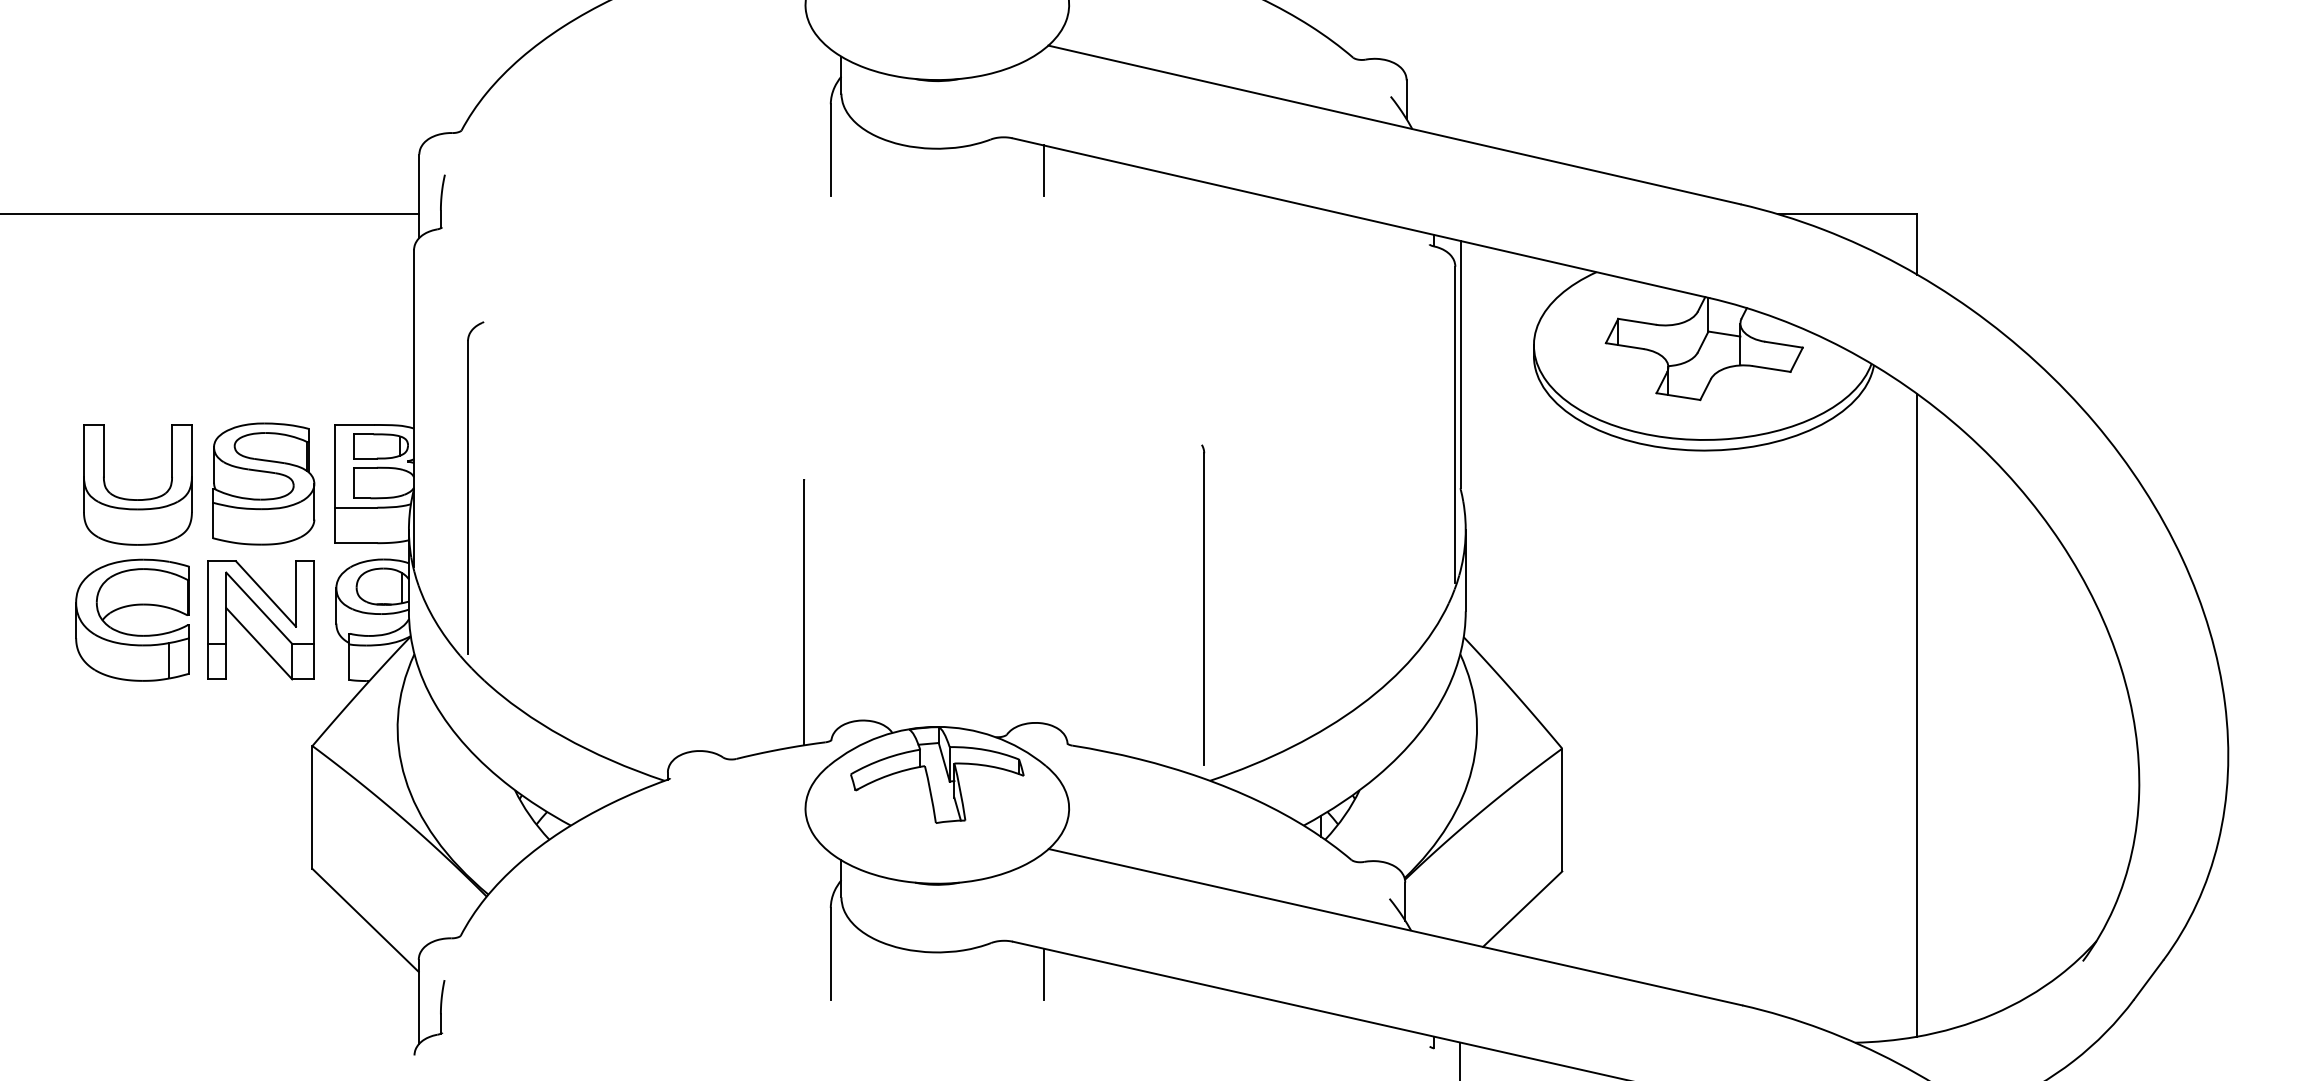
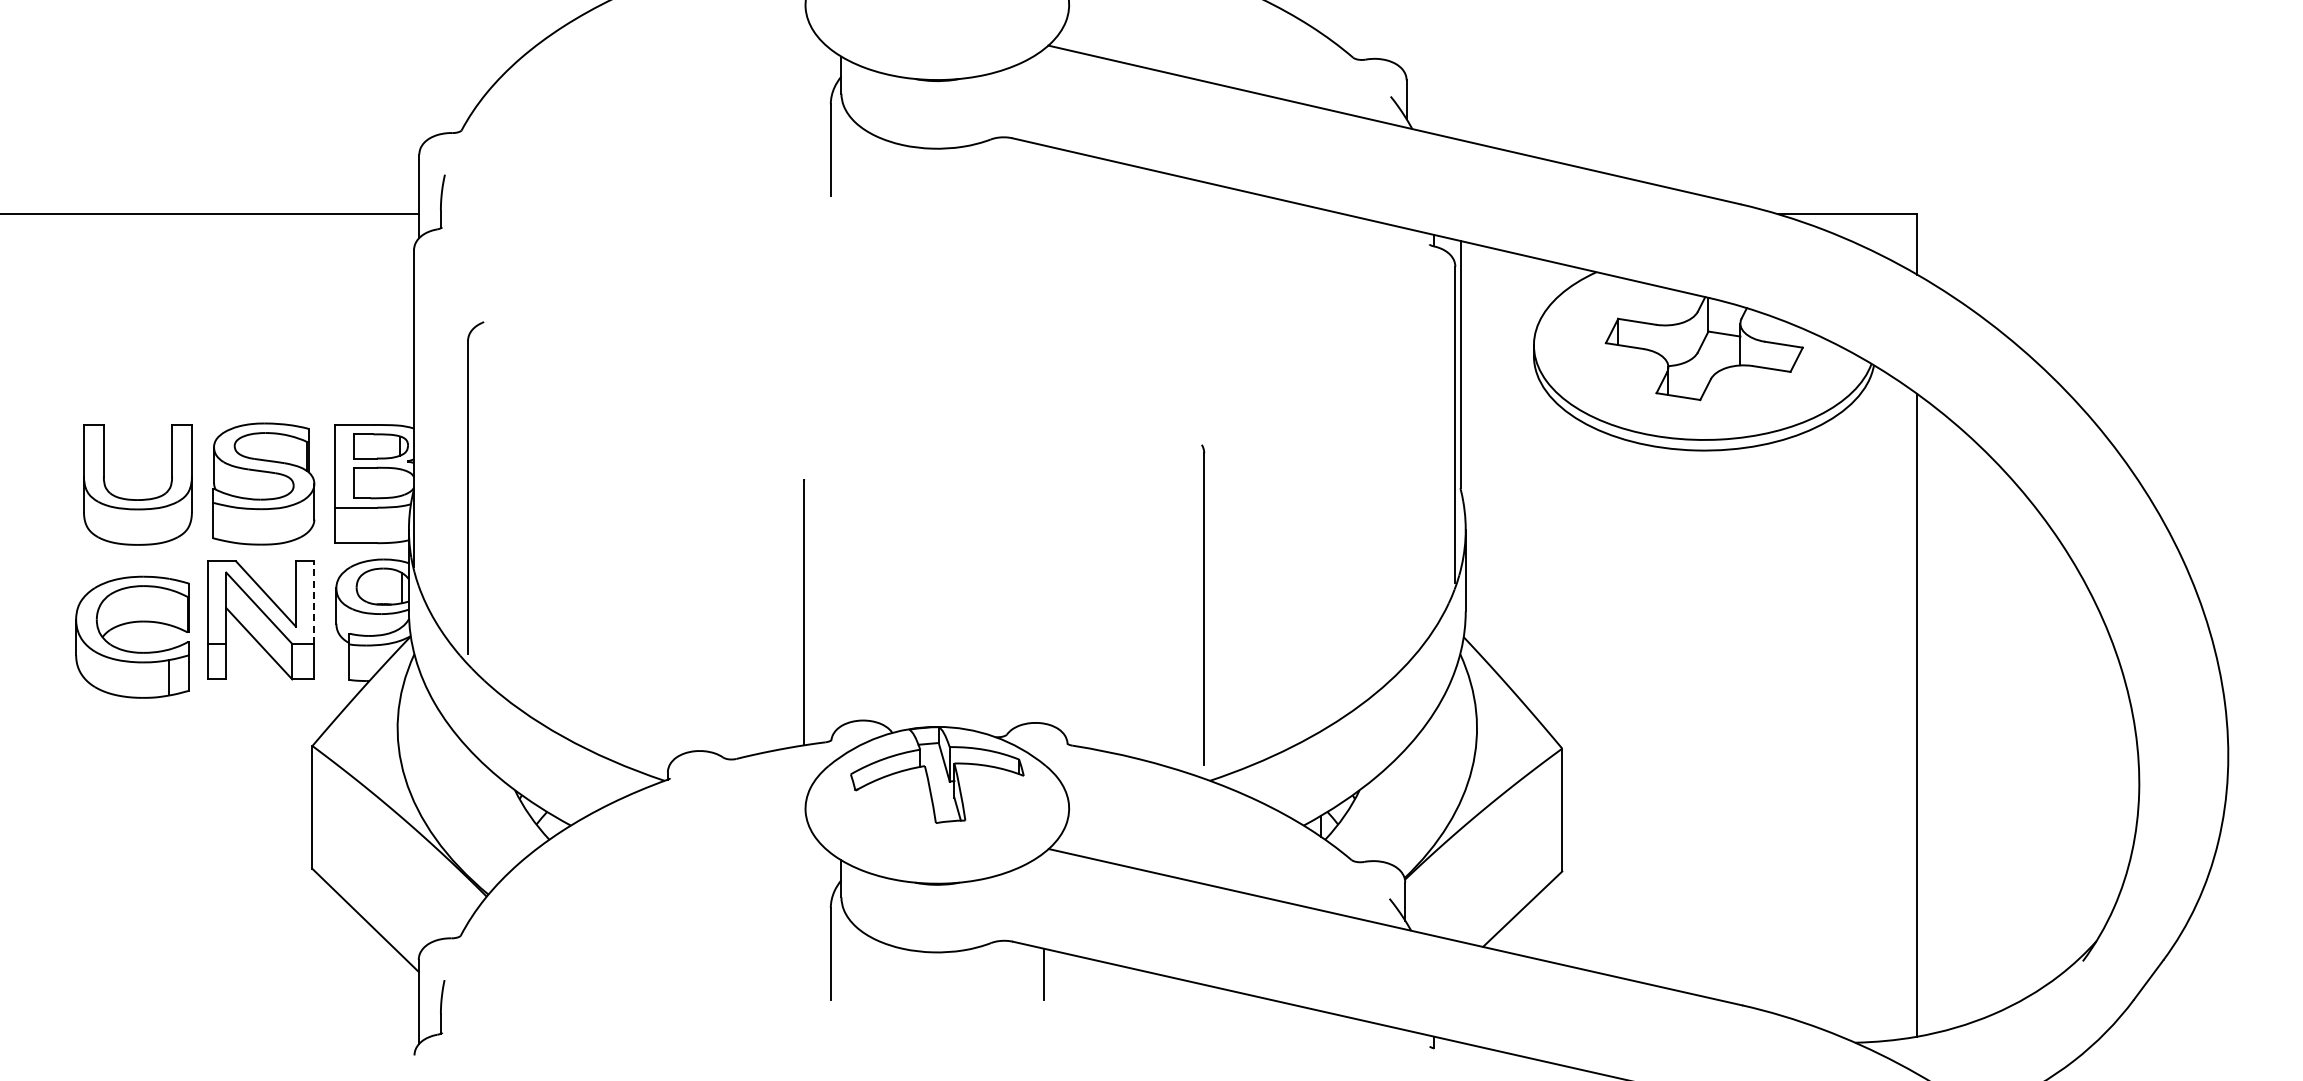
line: present -> none (1043, 170)
line: solid -> dashed (314, 602)
part position: (132, 606) -> (132, 623) (132, 623)
line: present -> none (1460, 1059)
